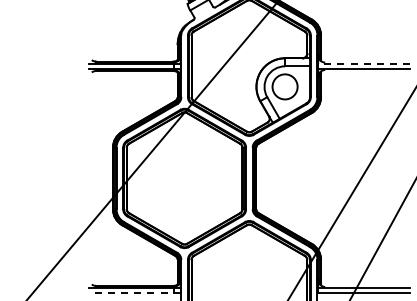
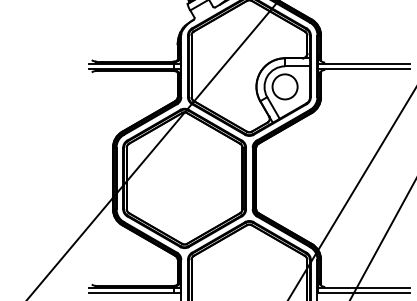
line: dashed -> solid (364, 63)
line: dashed -> solid (134, 293)
